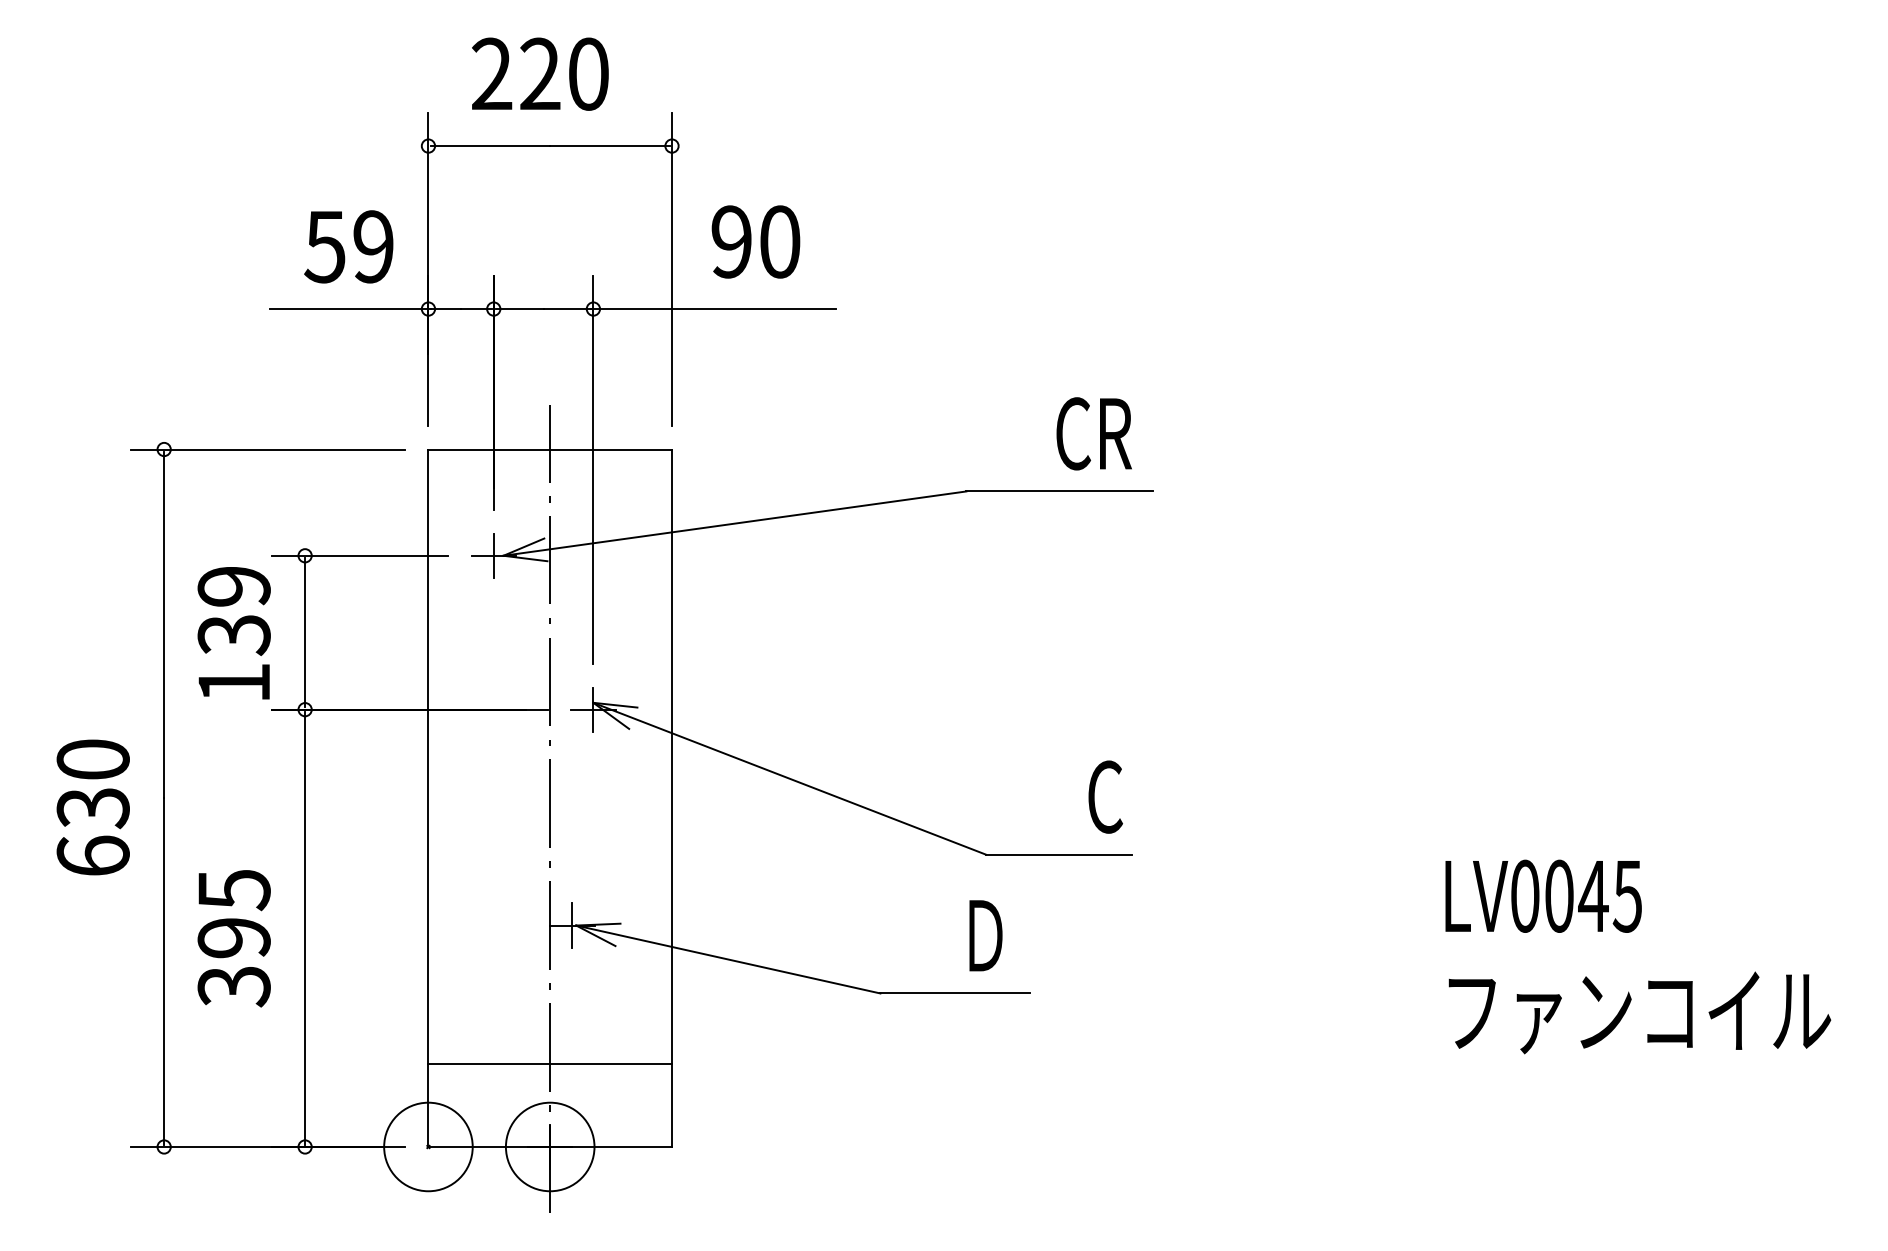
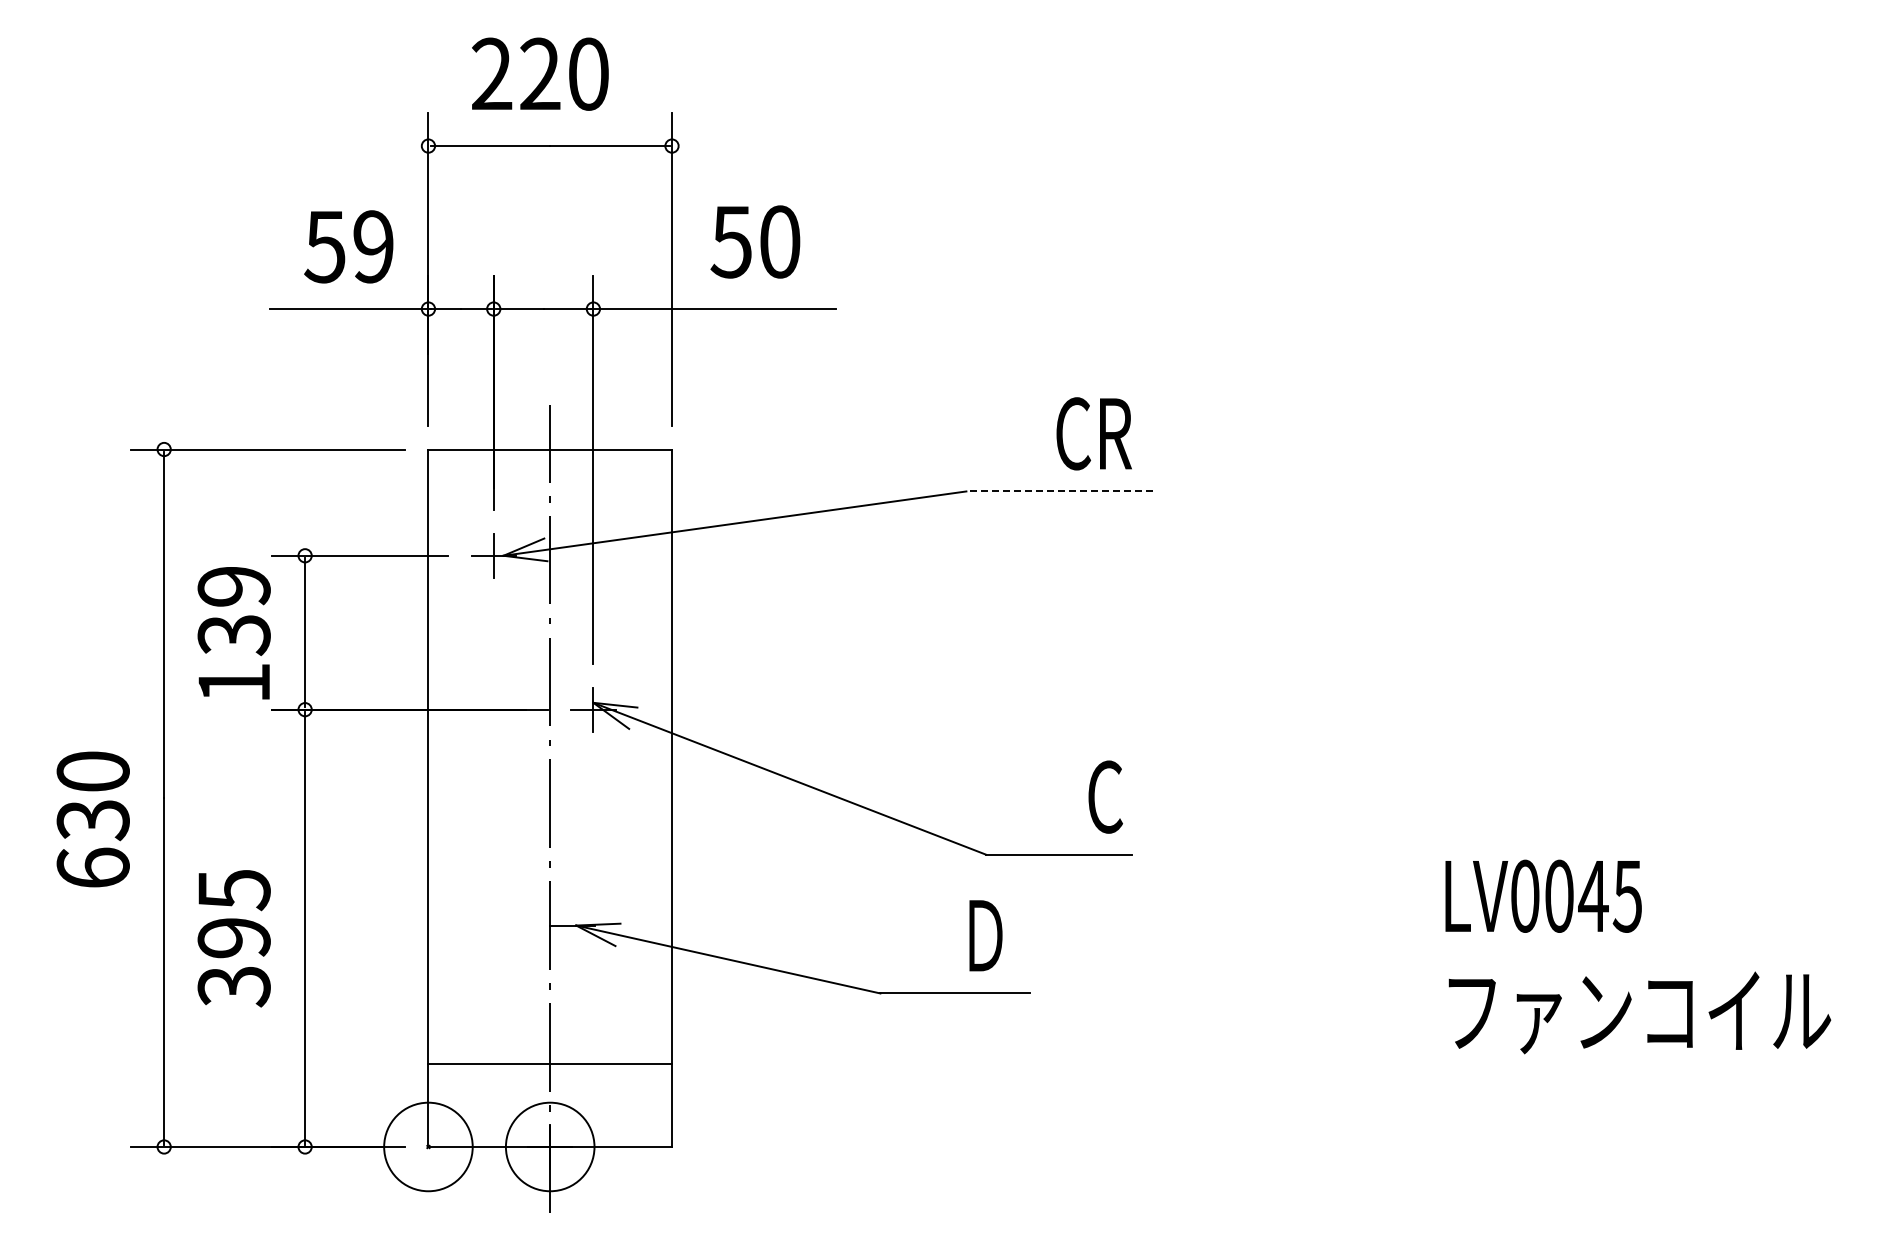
text: 90 -> 50 (730, 241)
line: solid -> dashed (1059, 491)
text position: (92, 807) -> (92, 819) (92, 819)
line: present -> none (572, 925)
